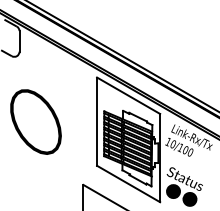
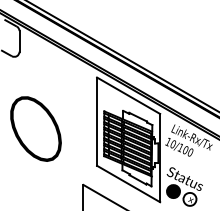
part position: (35, 121) -> (35, 128) (35, 128)
fill: present -> none (189, 198)
